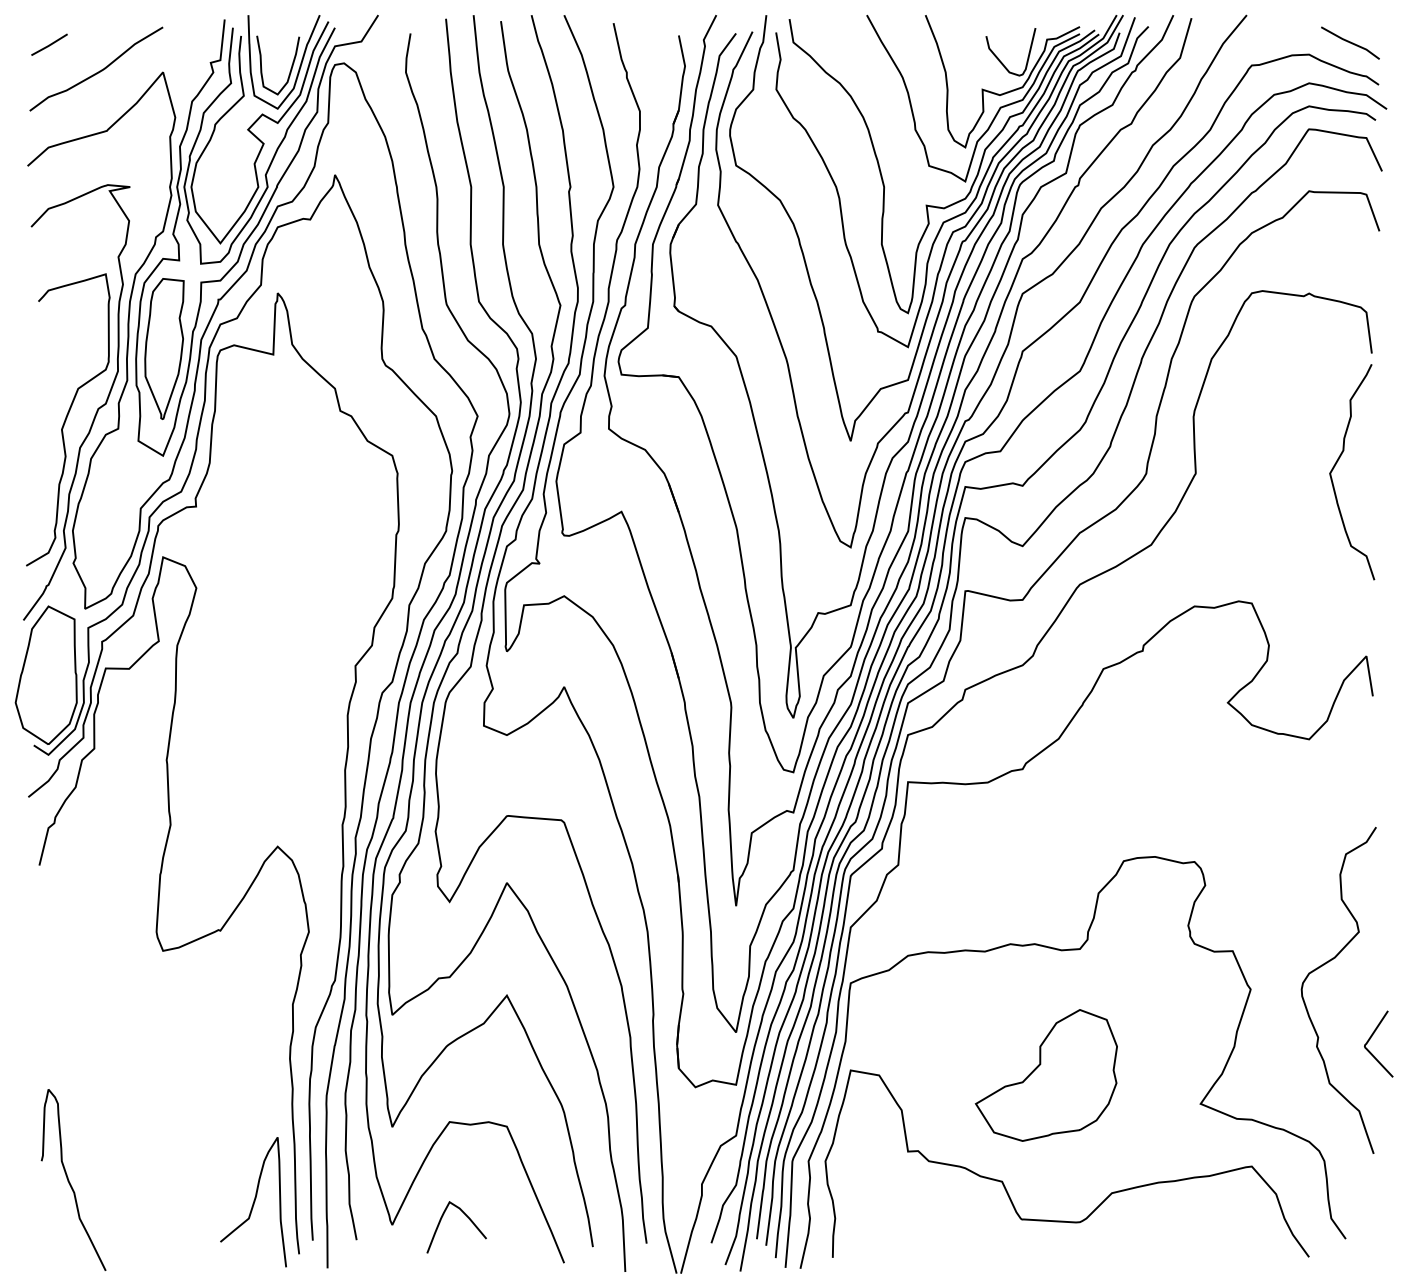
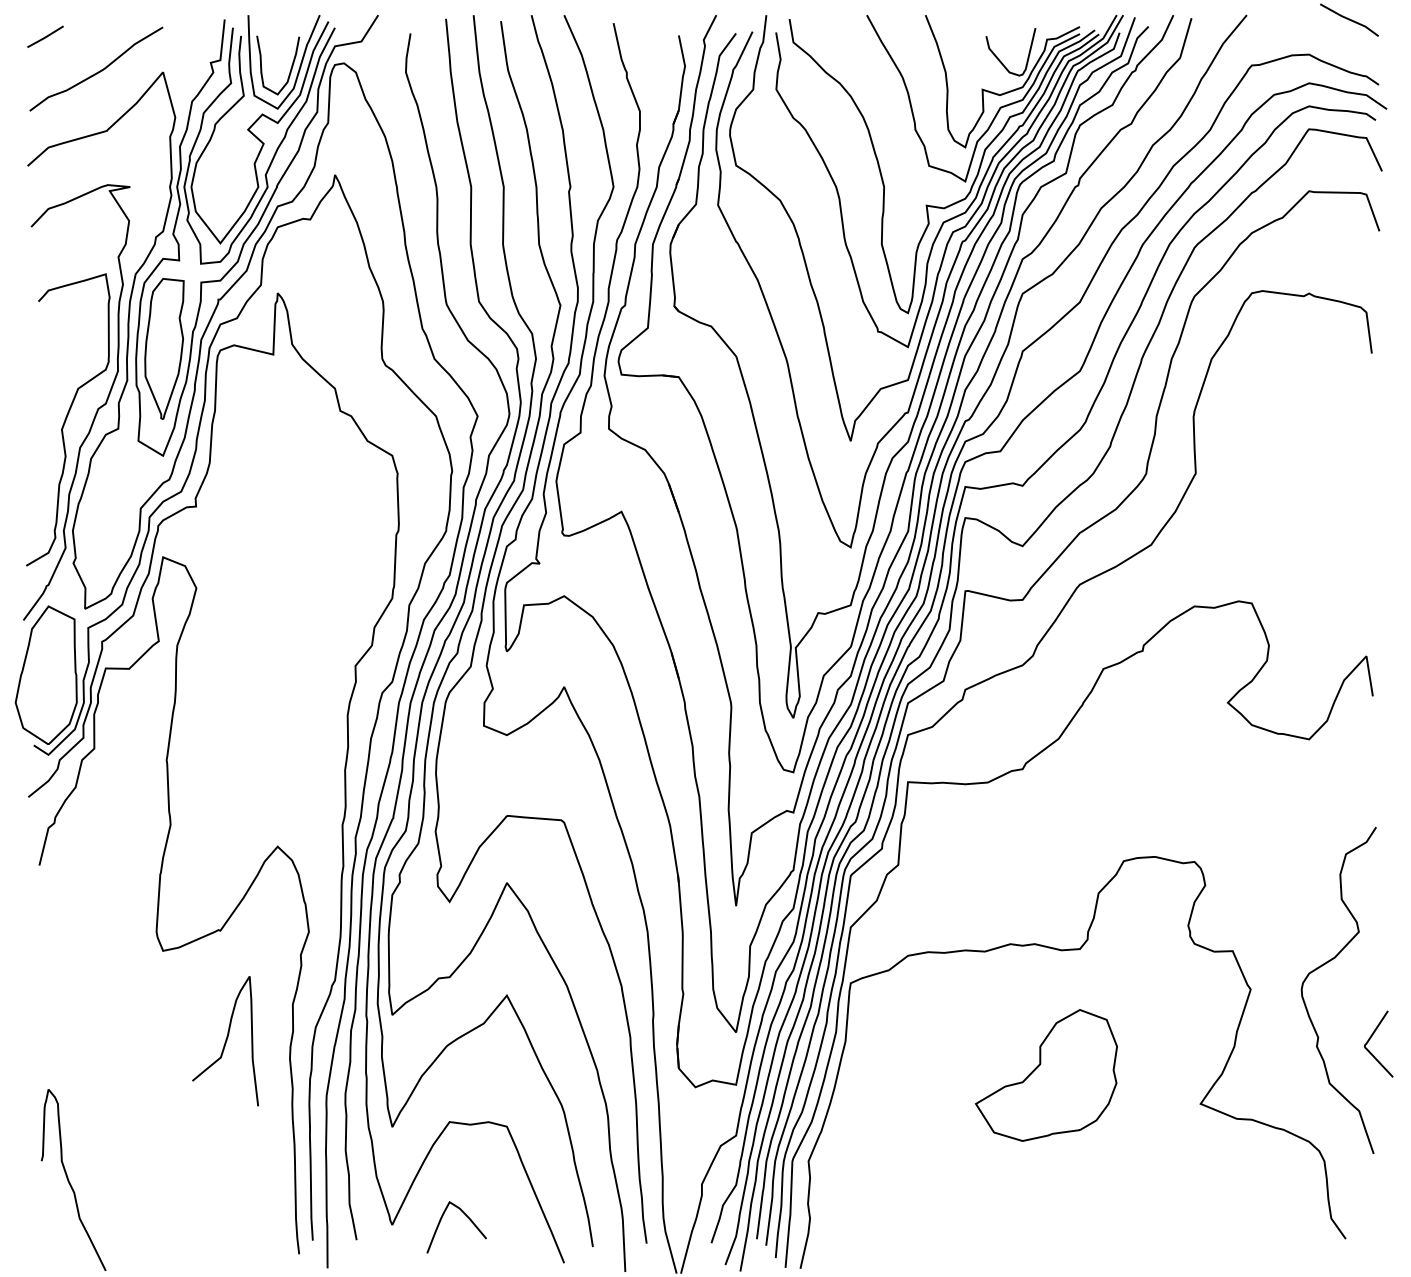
line position: (1350, 42) -> (1349, 19) (1349, 19)
line position: (49, 44) -> (45, 36) (45, 36)
curve: present -> none (1338, 461)
curve: present -> none (1103, 1200)
curve position: (253, 1202) -> (225, 1041) (225, 1041)
